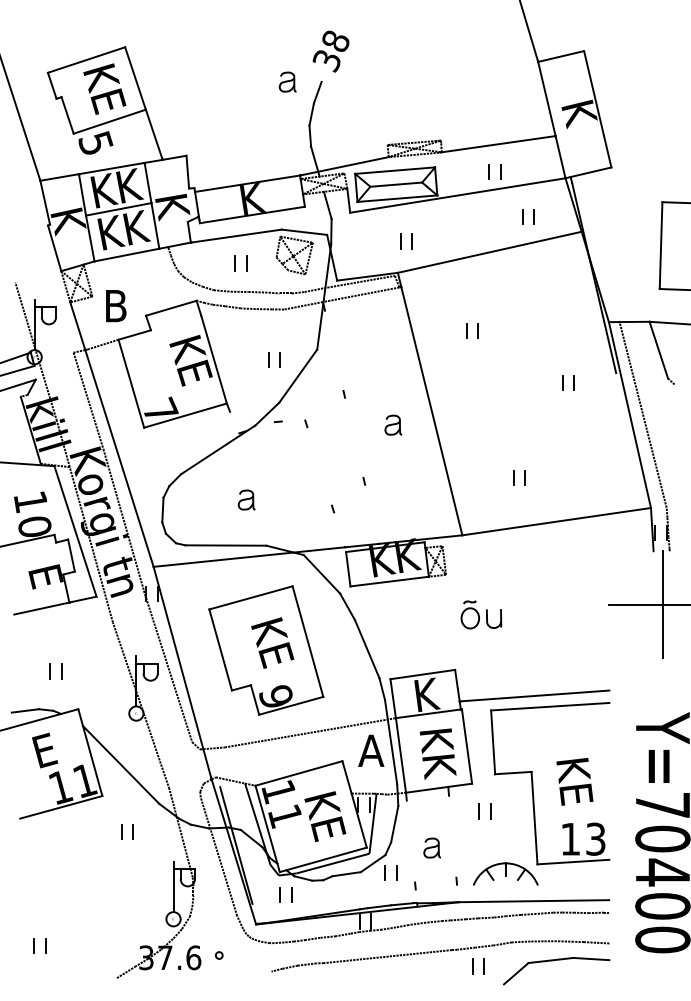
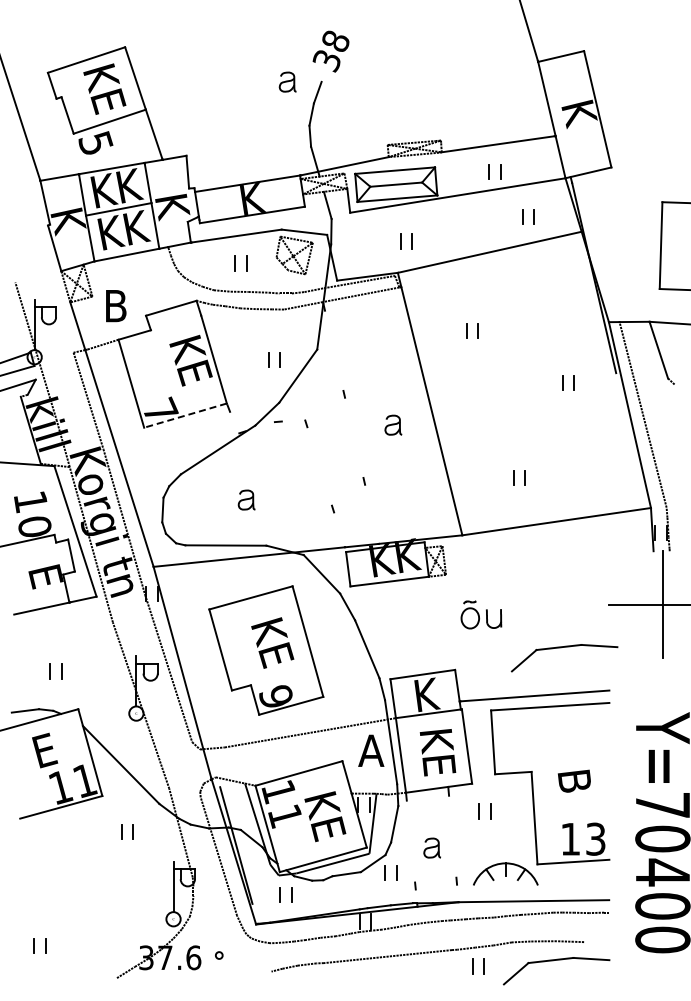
line: solid -> dashed (185, 415)
part: none -> present (561, 648)
text: KK -> KE (438, 753)
text: KE -> B (574, 781)
line: present -> none (596, 942)
